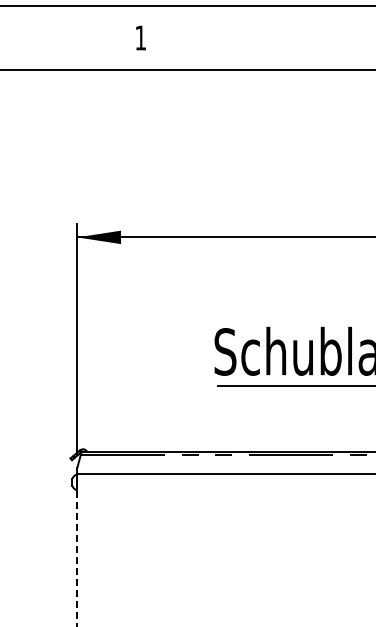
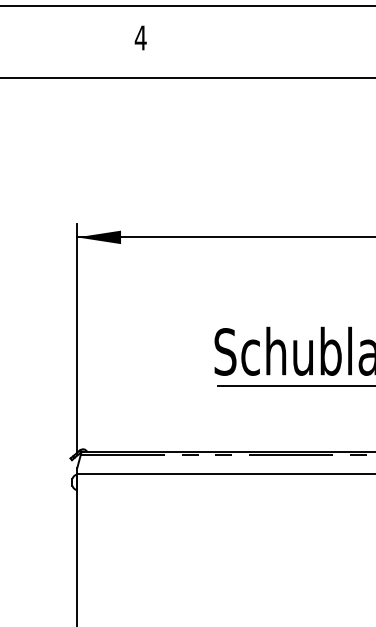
text: 1 -> 4 (140, 37)
line position: (187, 69) -> (187, 77) (187, 77)
line: dashed -> solid (77, 549)
